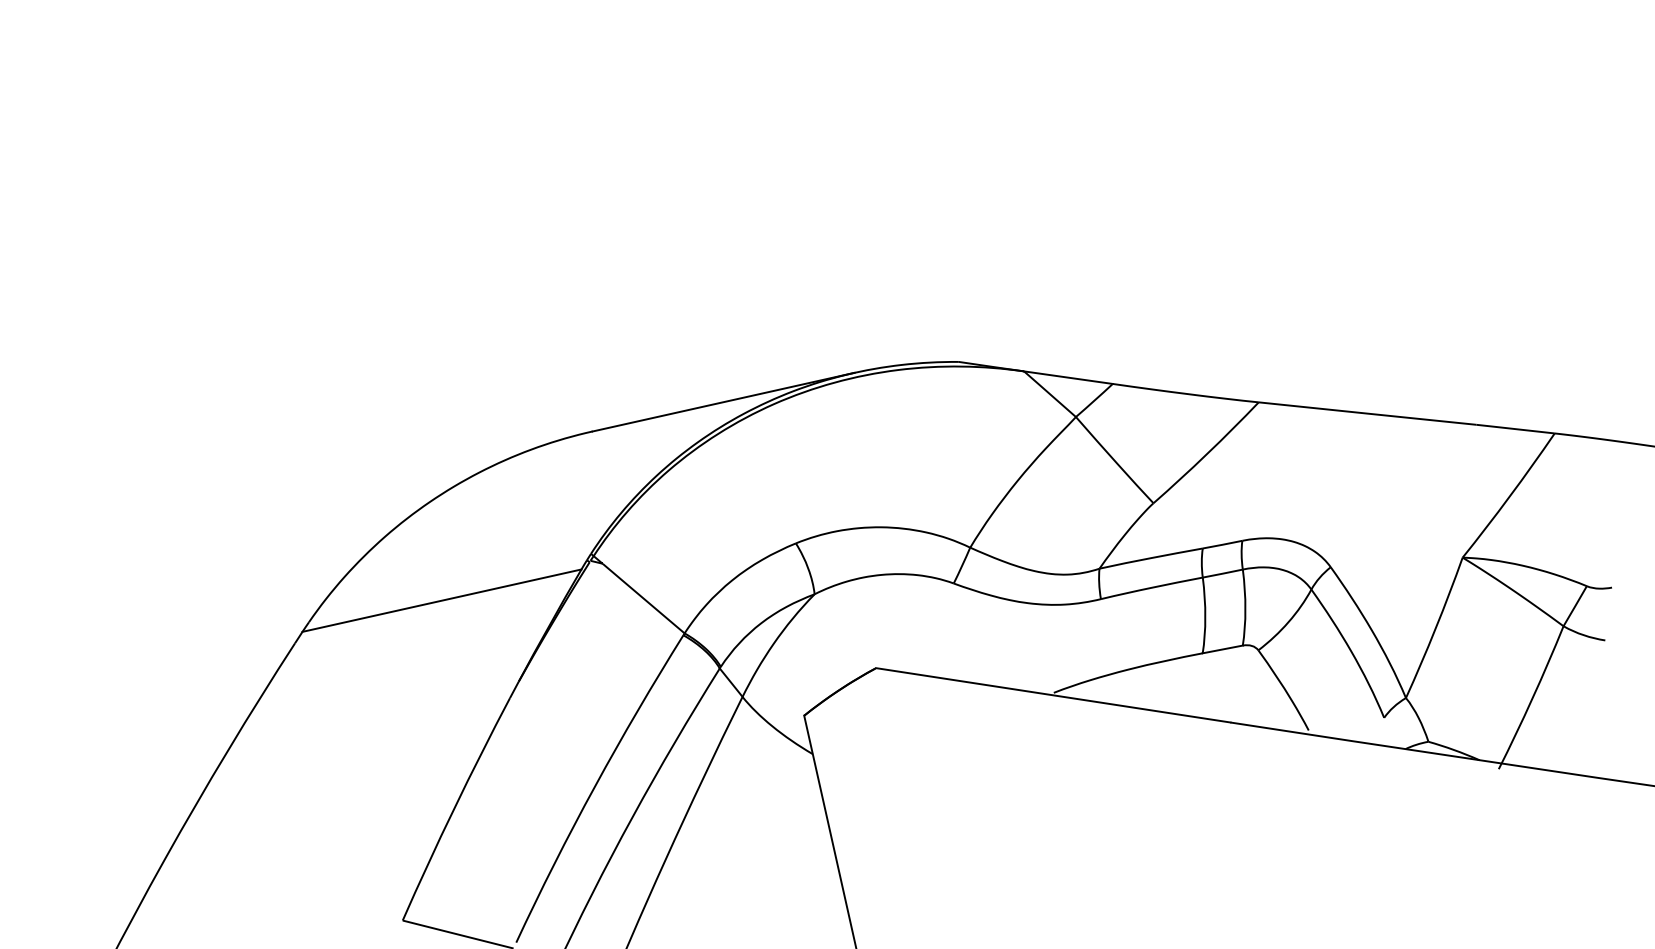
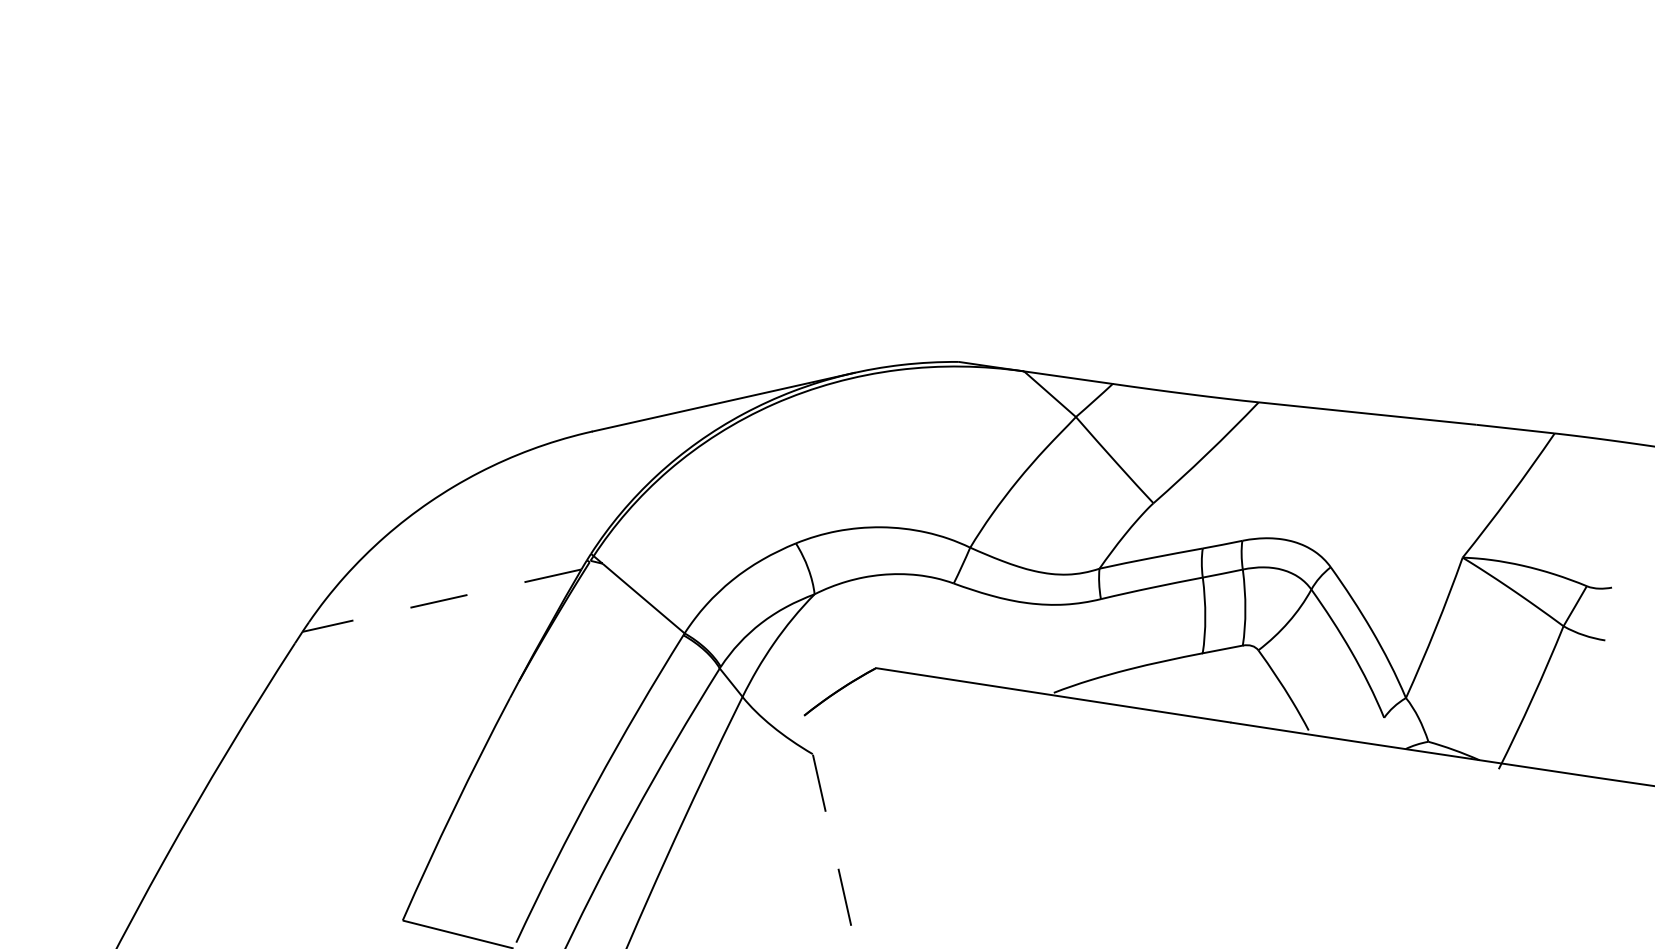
line: solid -> dashed (442, 600)
line: solid -> dashed (830, 831)
